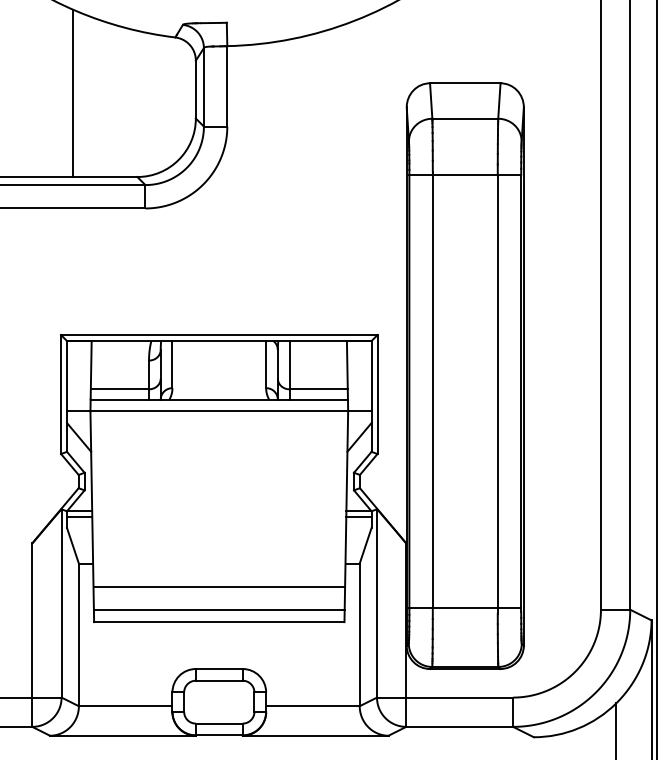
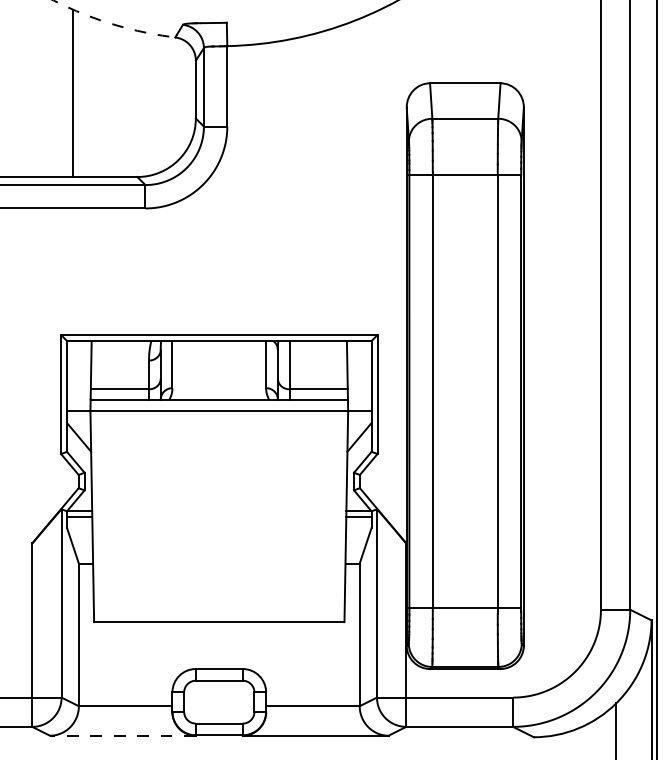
arc: solid -> dashed (112, 24)
line: present -> none (219, 587)
line: present -> none (218, 610)
line: solid -> dashed (122, 735)
